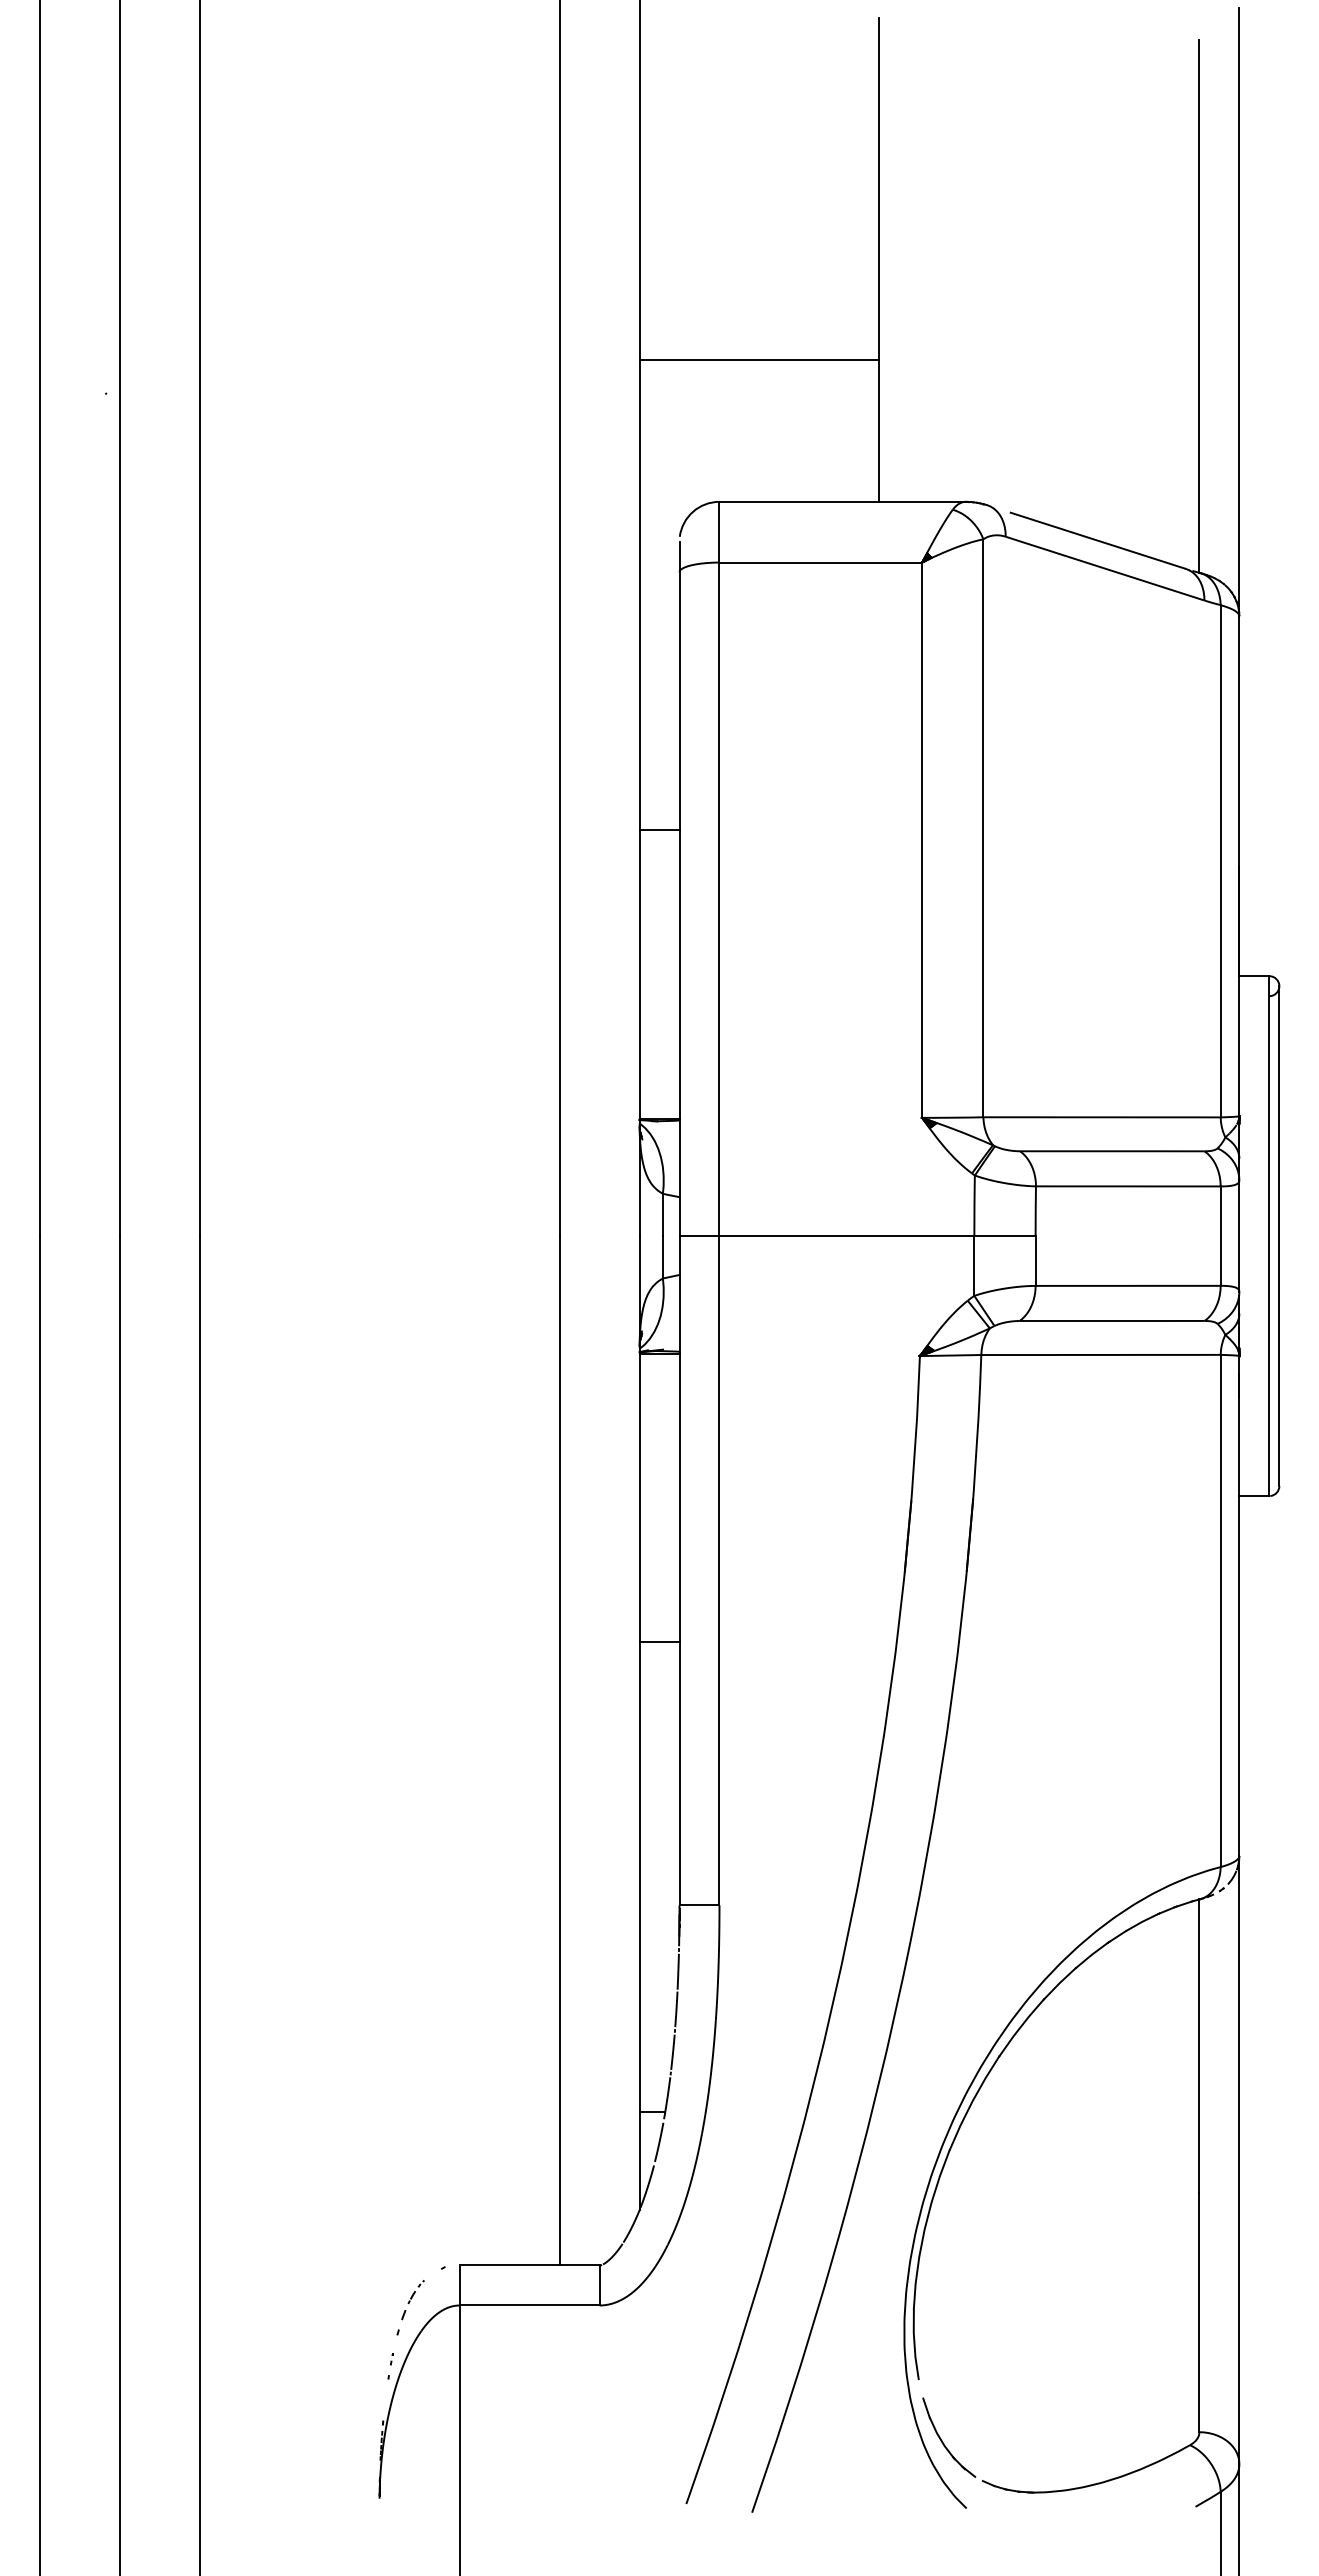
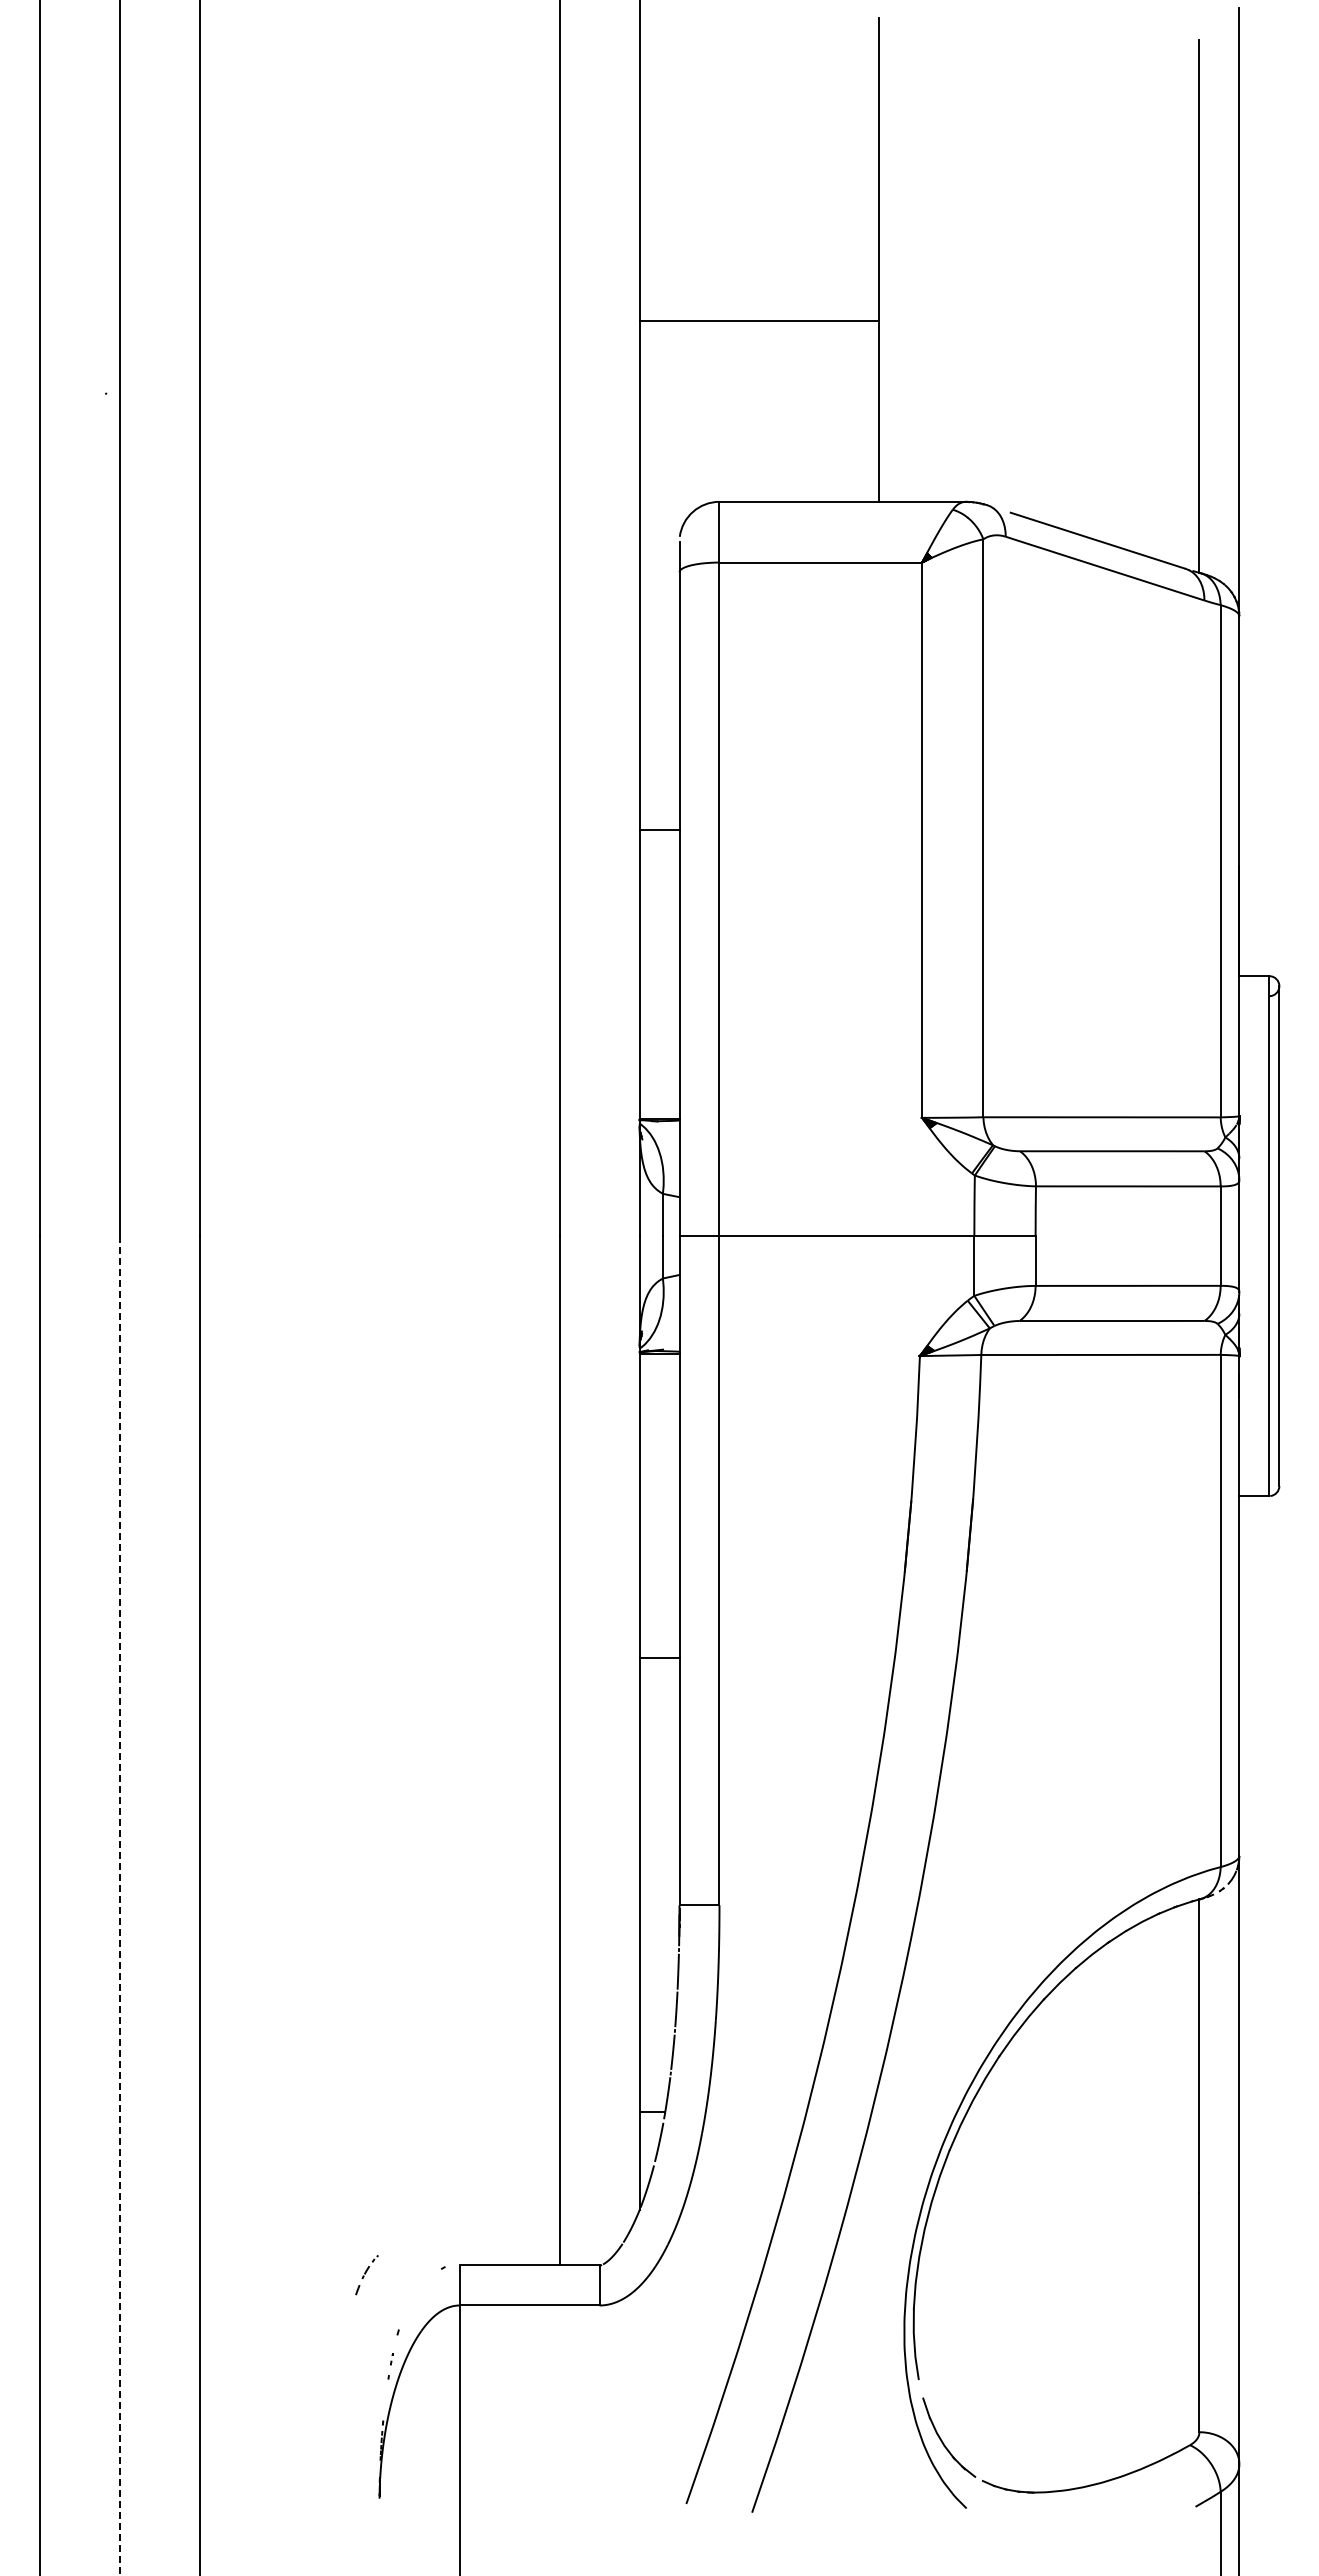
line position: (759, 360) -> (759, 321) (759, 321)
line position: (659, 1642) -> (659, 1658) (659, 1658)
line: solid -> dashed (119, 1906)
part position: (412, 2300) -> (366, 2275) (366, 2275)
